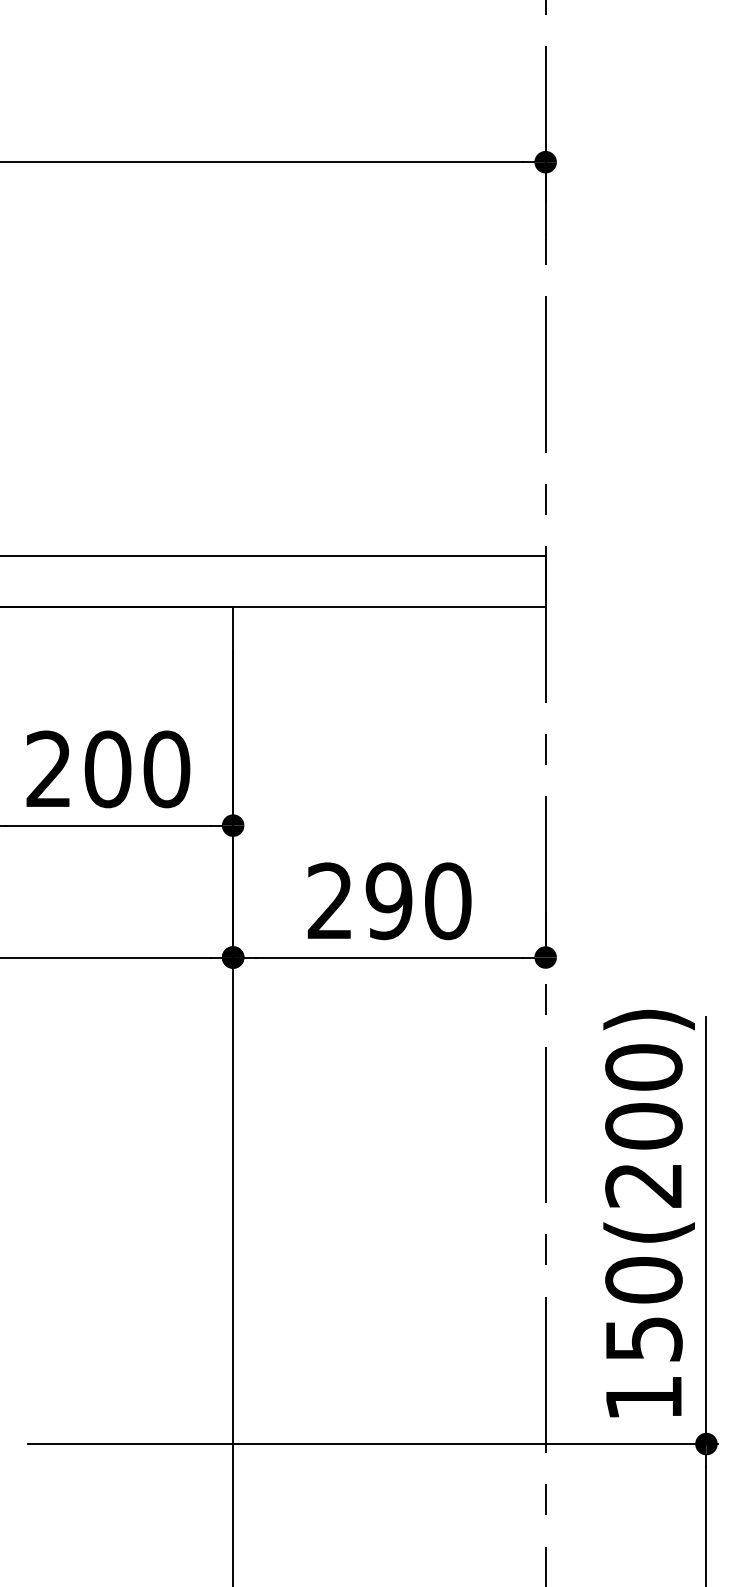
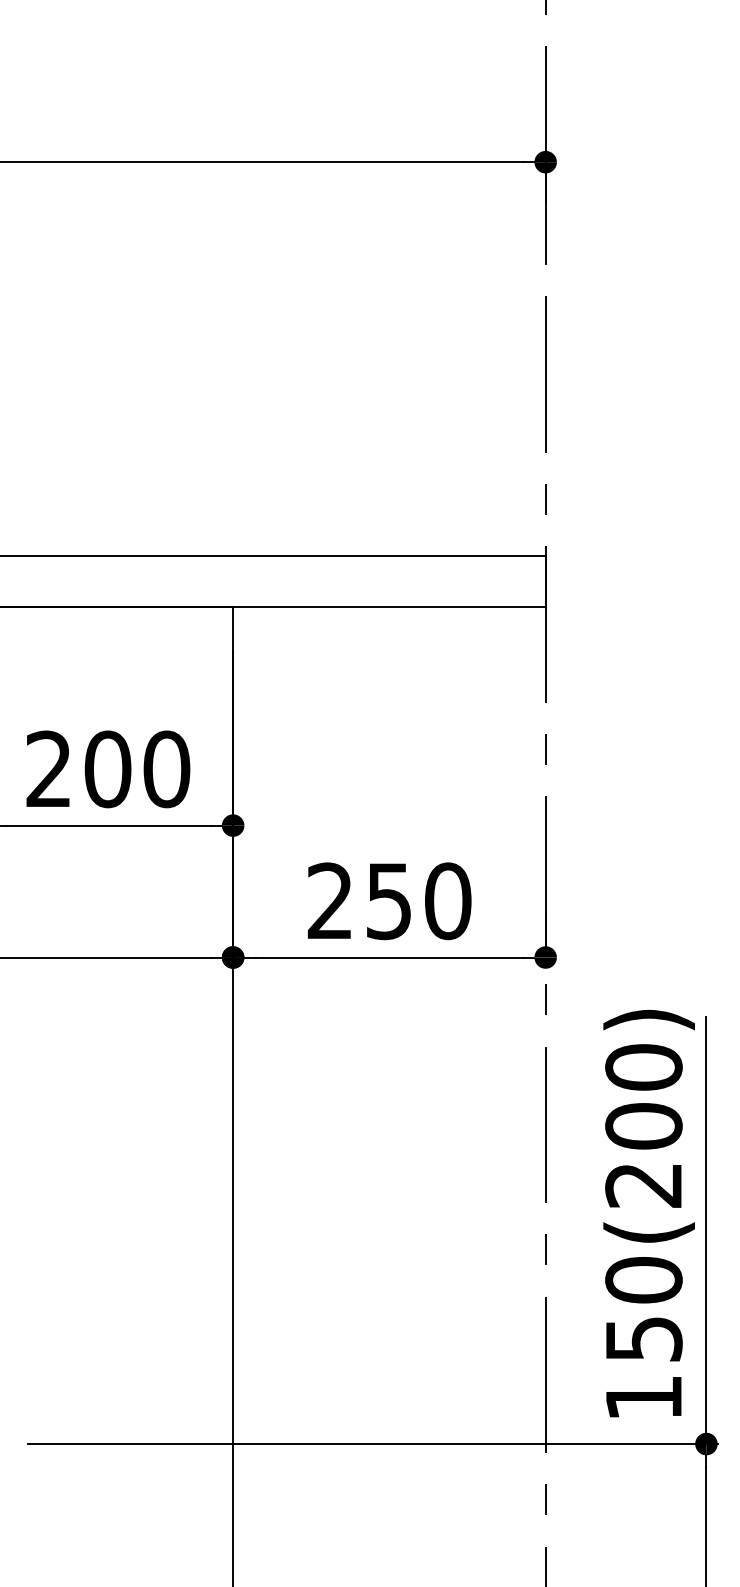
text: 290 -> 250 (388, 900)
